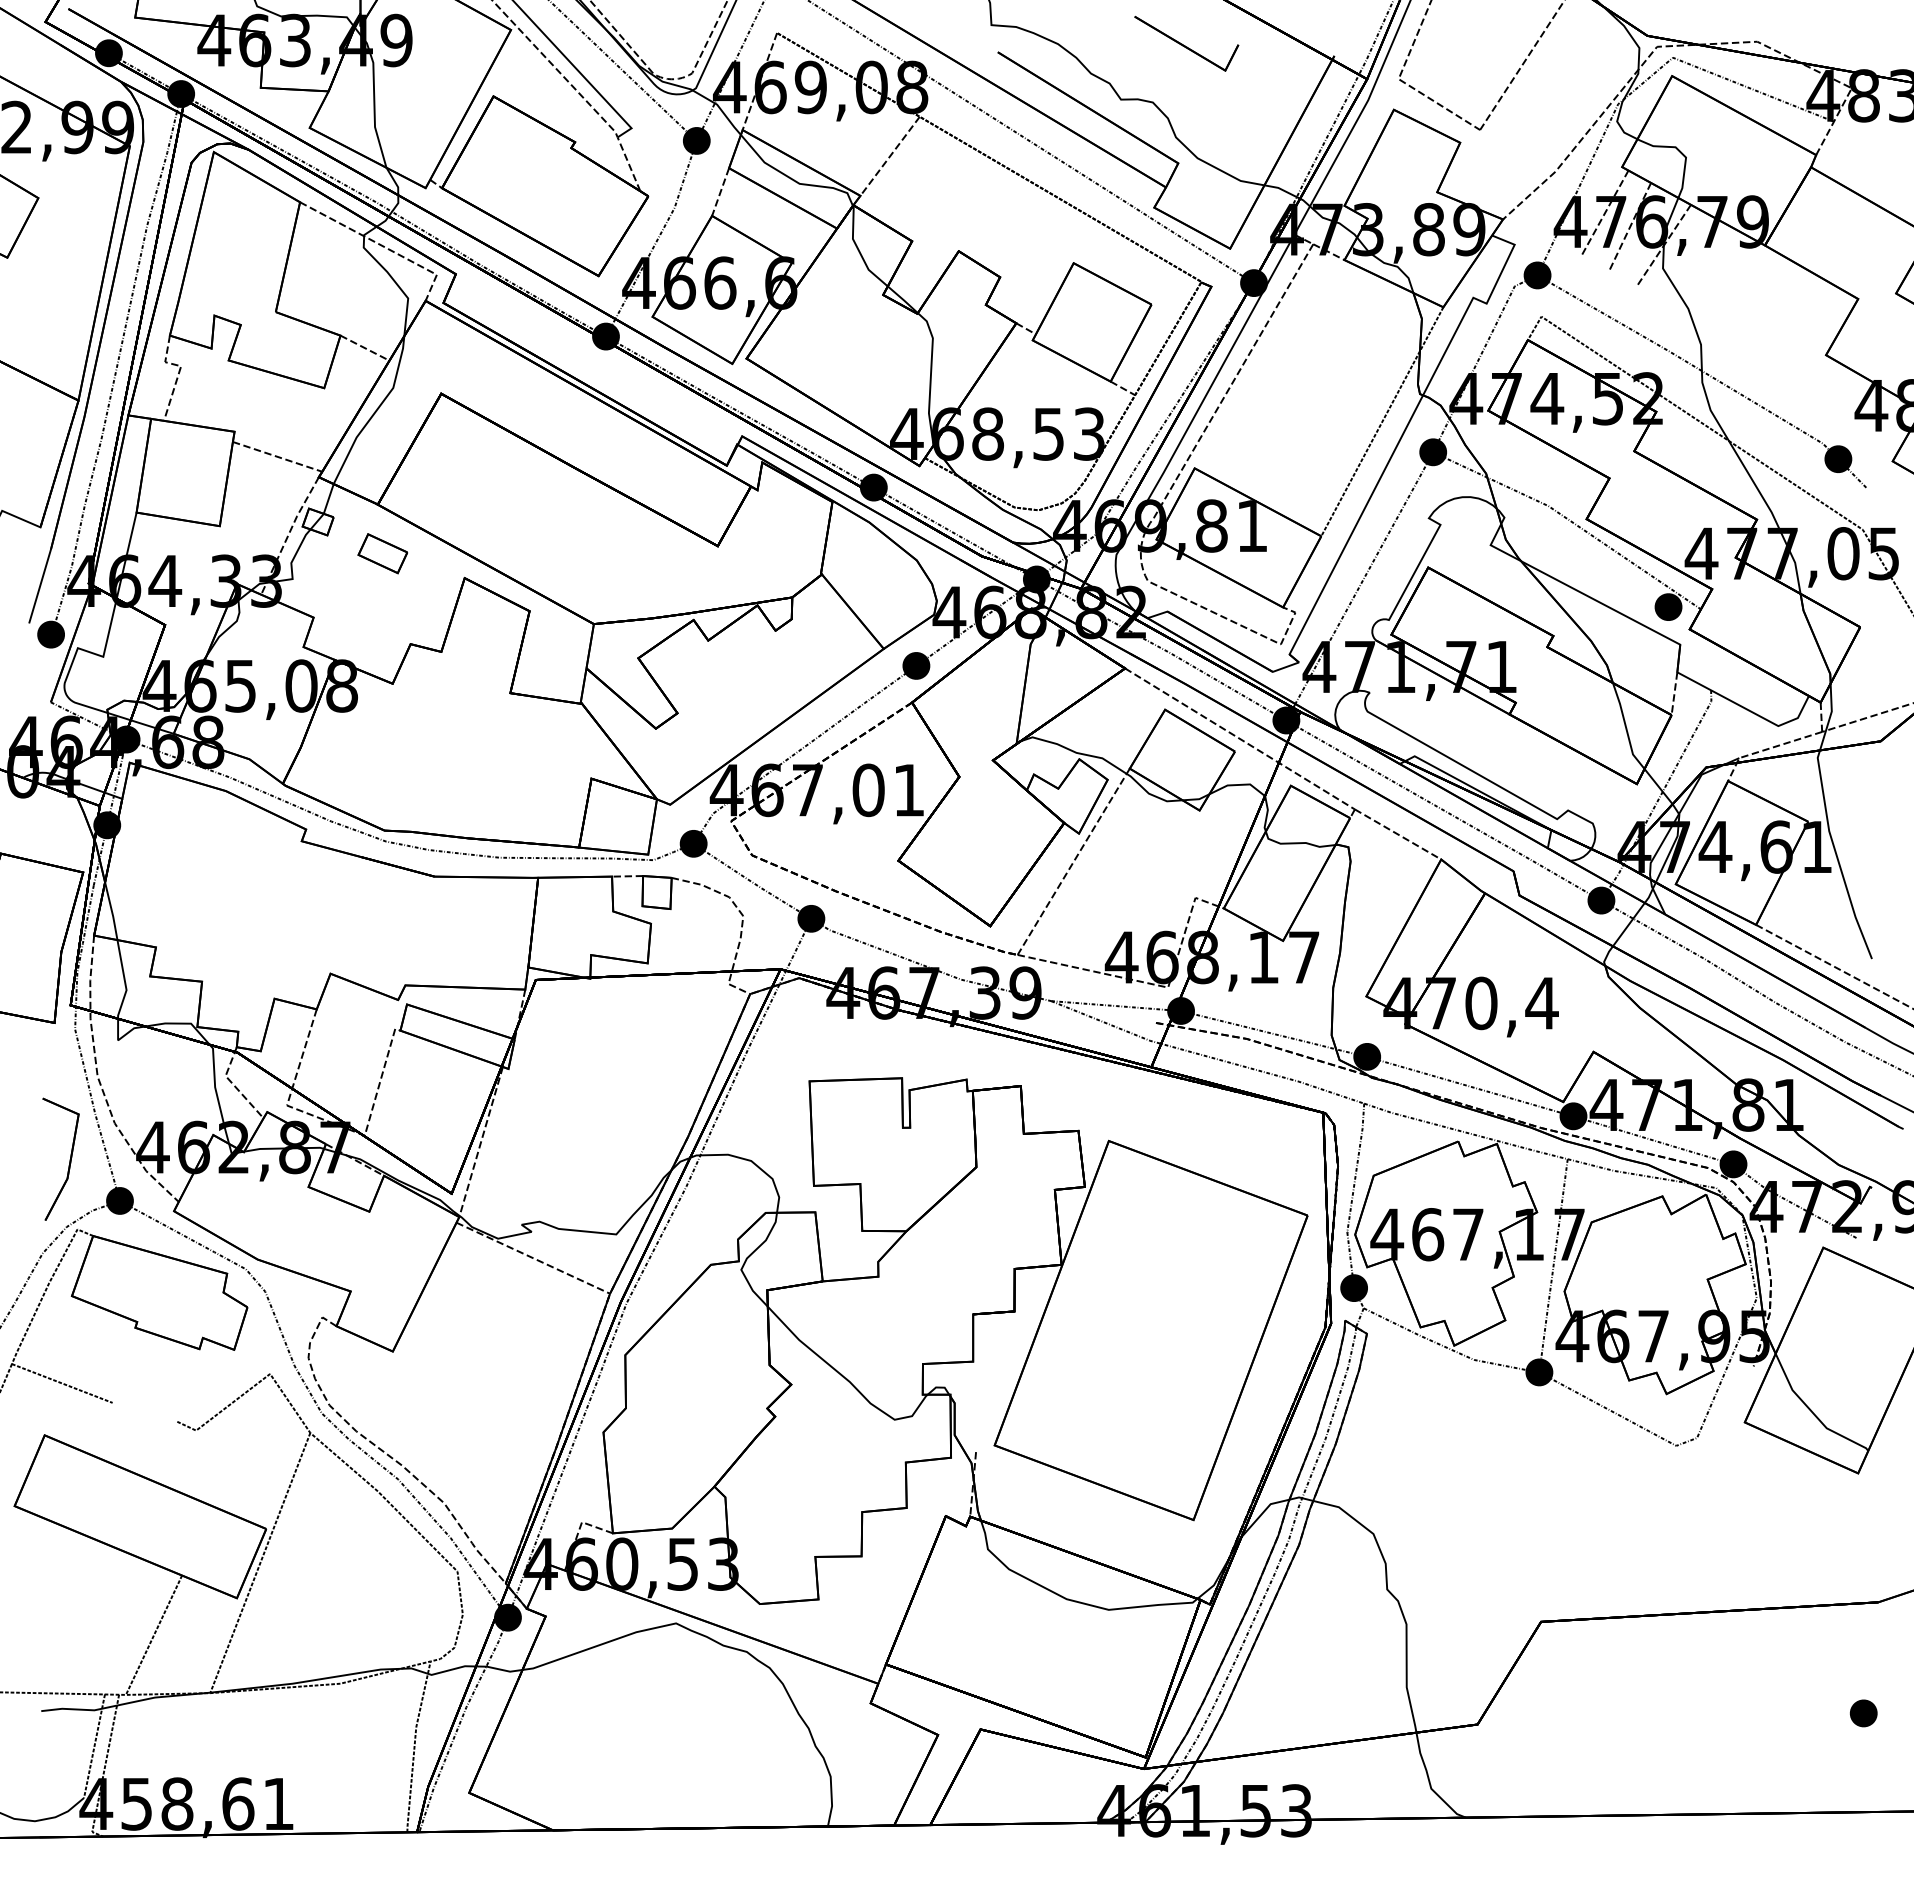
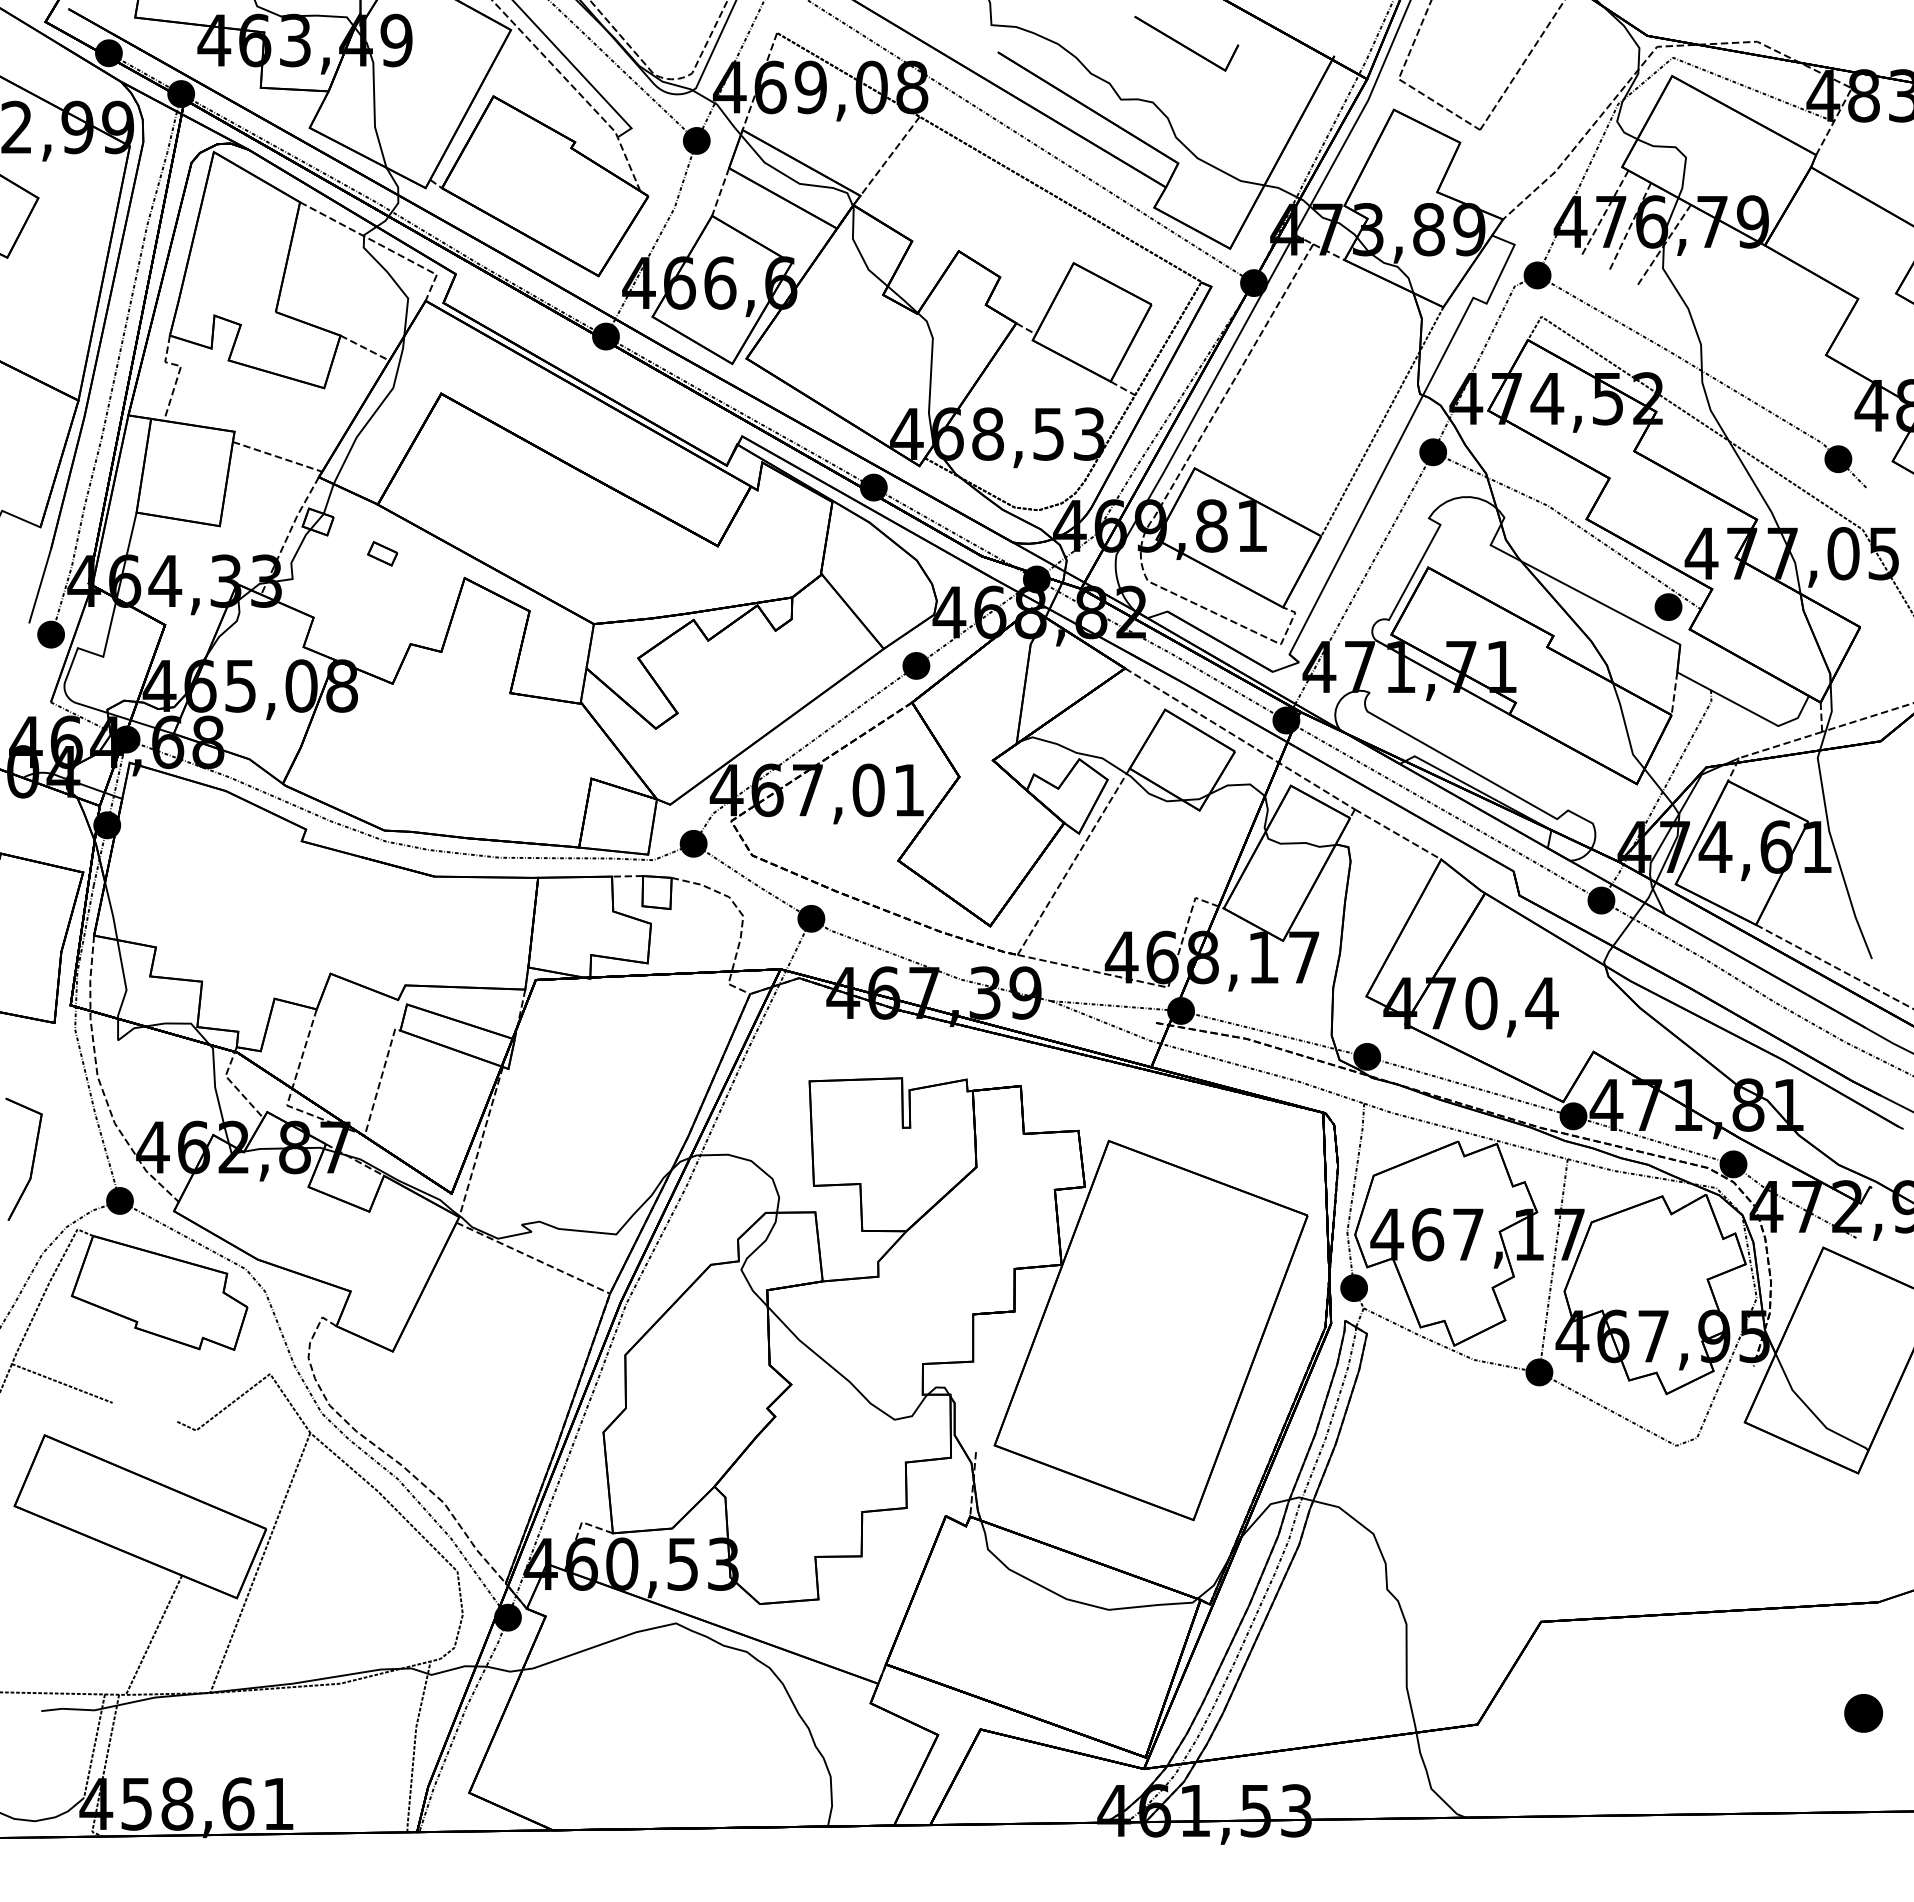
part size: 51x42 px -> 32x26 px (382, 553)
part position: (69, 1159) -> (32, 1159) (32, 1159)
part size: 28x29 px -> 39x39 px (1863, 1713)
